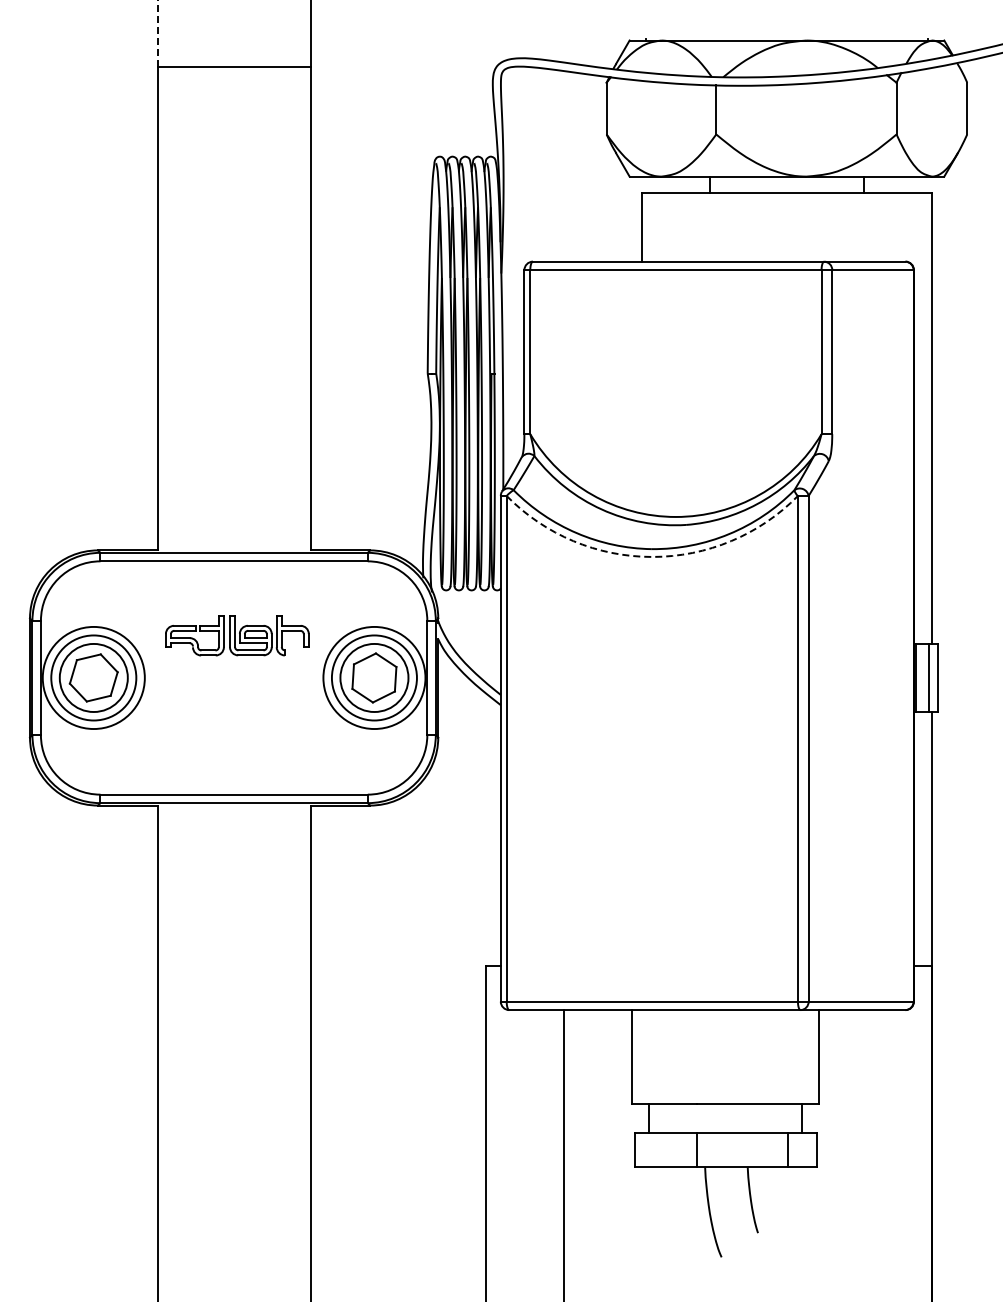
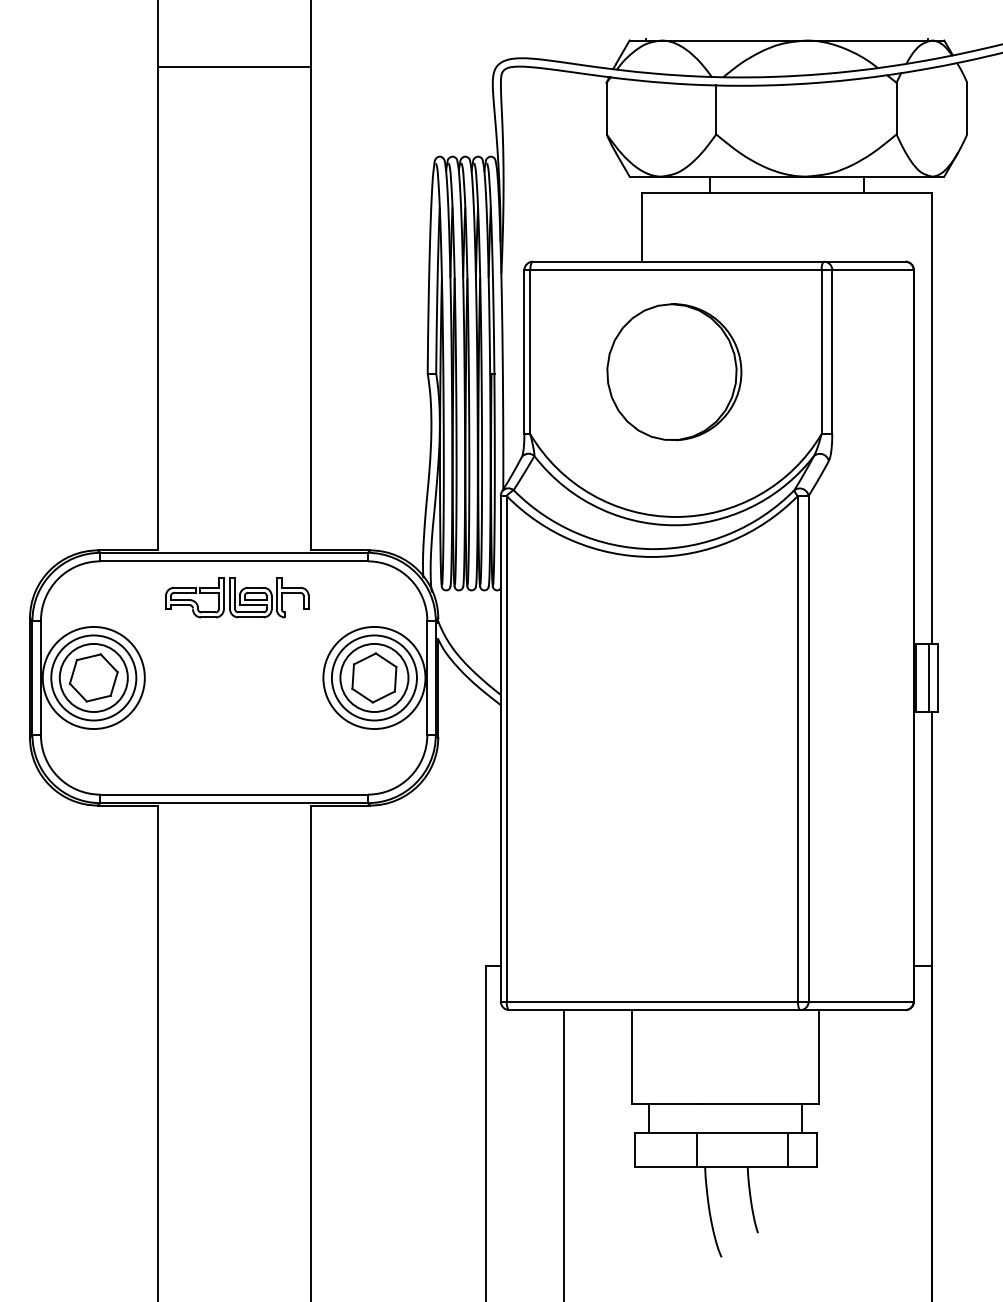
line: dashed -> solid (157, 33)
part: none -> present (674, 372)
arc: dashed -> solid (652, 556)
part position: (237, 635) -> (237, 597) (237, 597)
